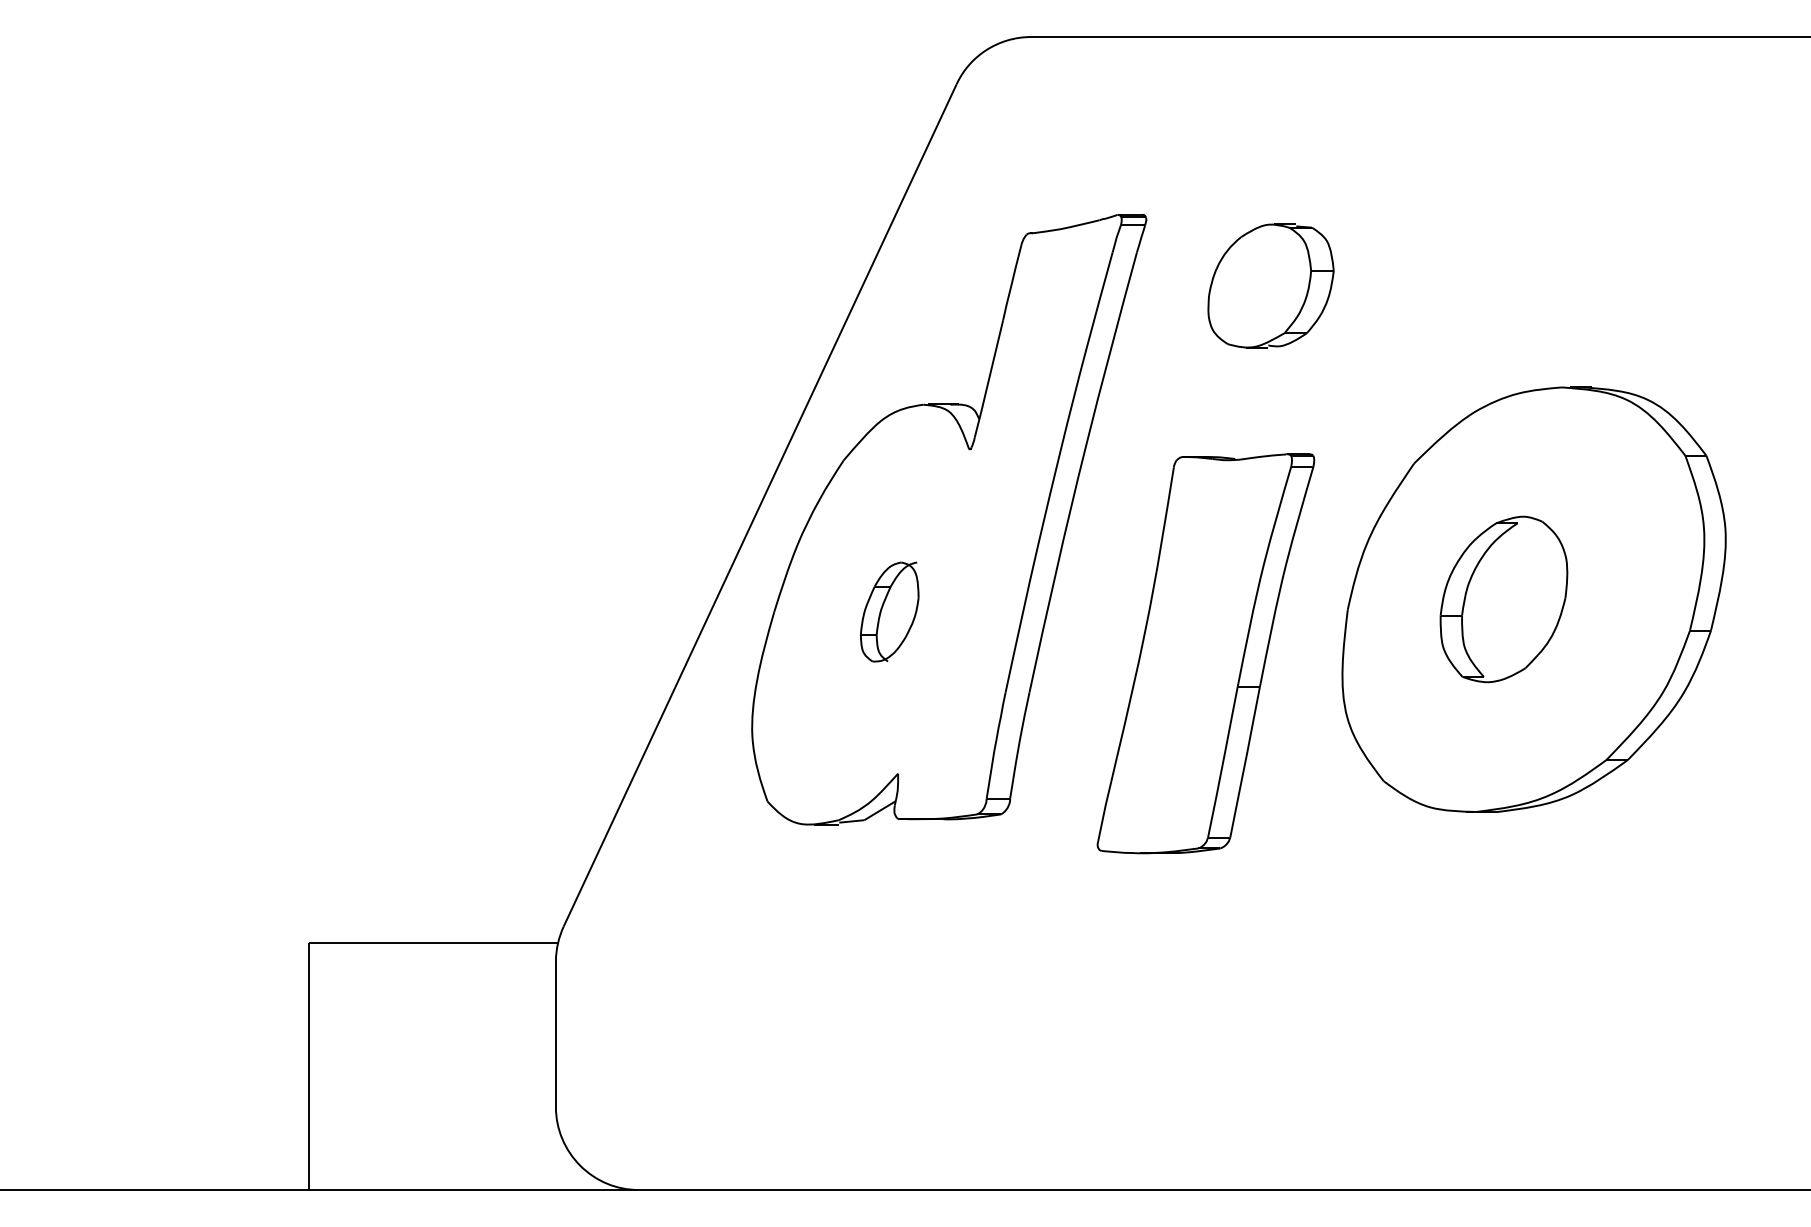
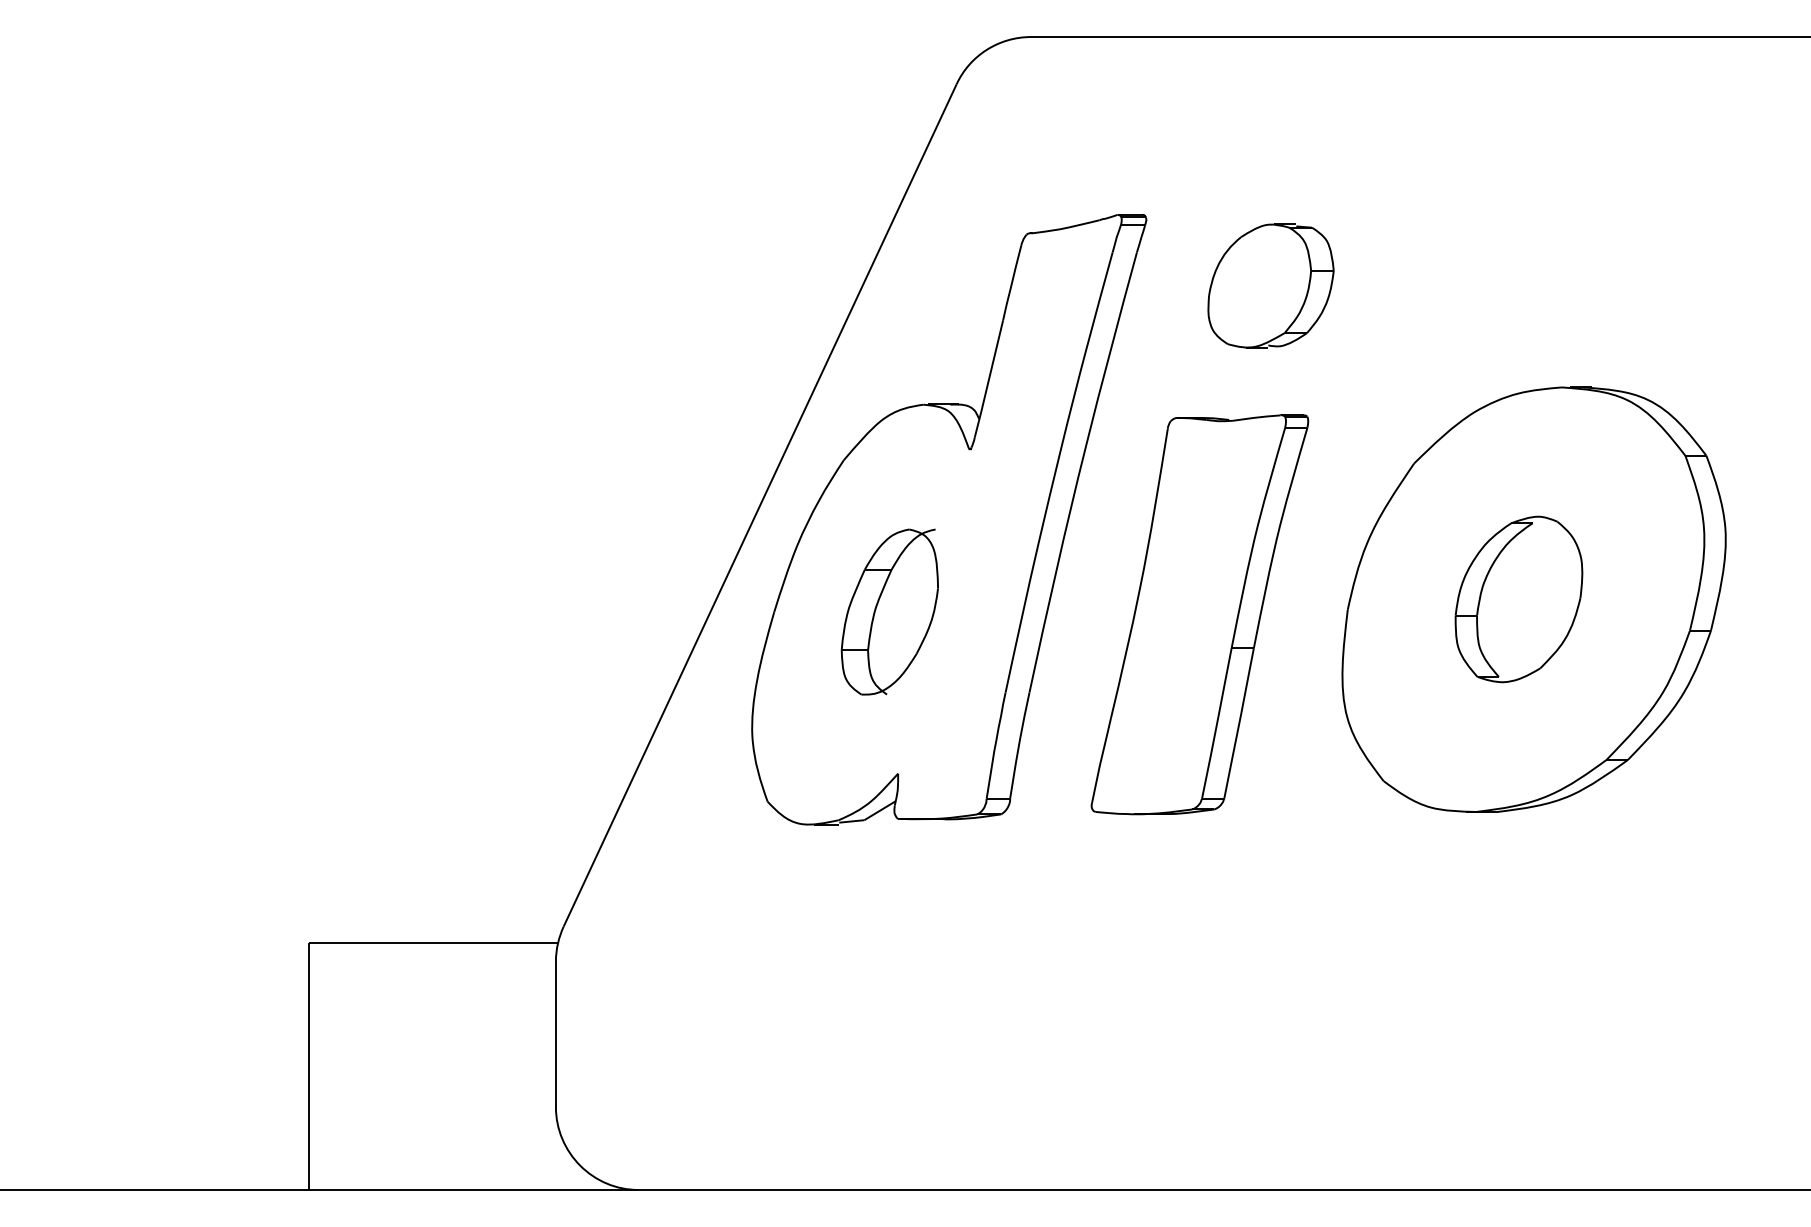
part position: (1503, 599) -> (1518, 599) (1518, 599)
part size: 60x102 px -> 99x168 px (889, 611)
part position: (1205, 653) -> (1199, 614) (1199, 614)
